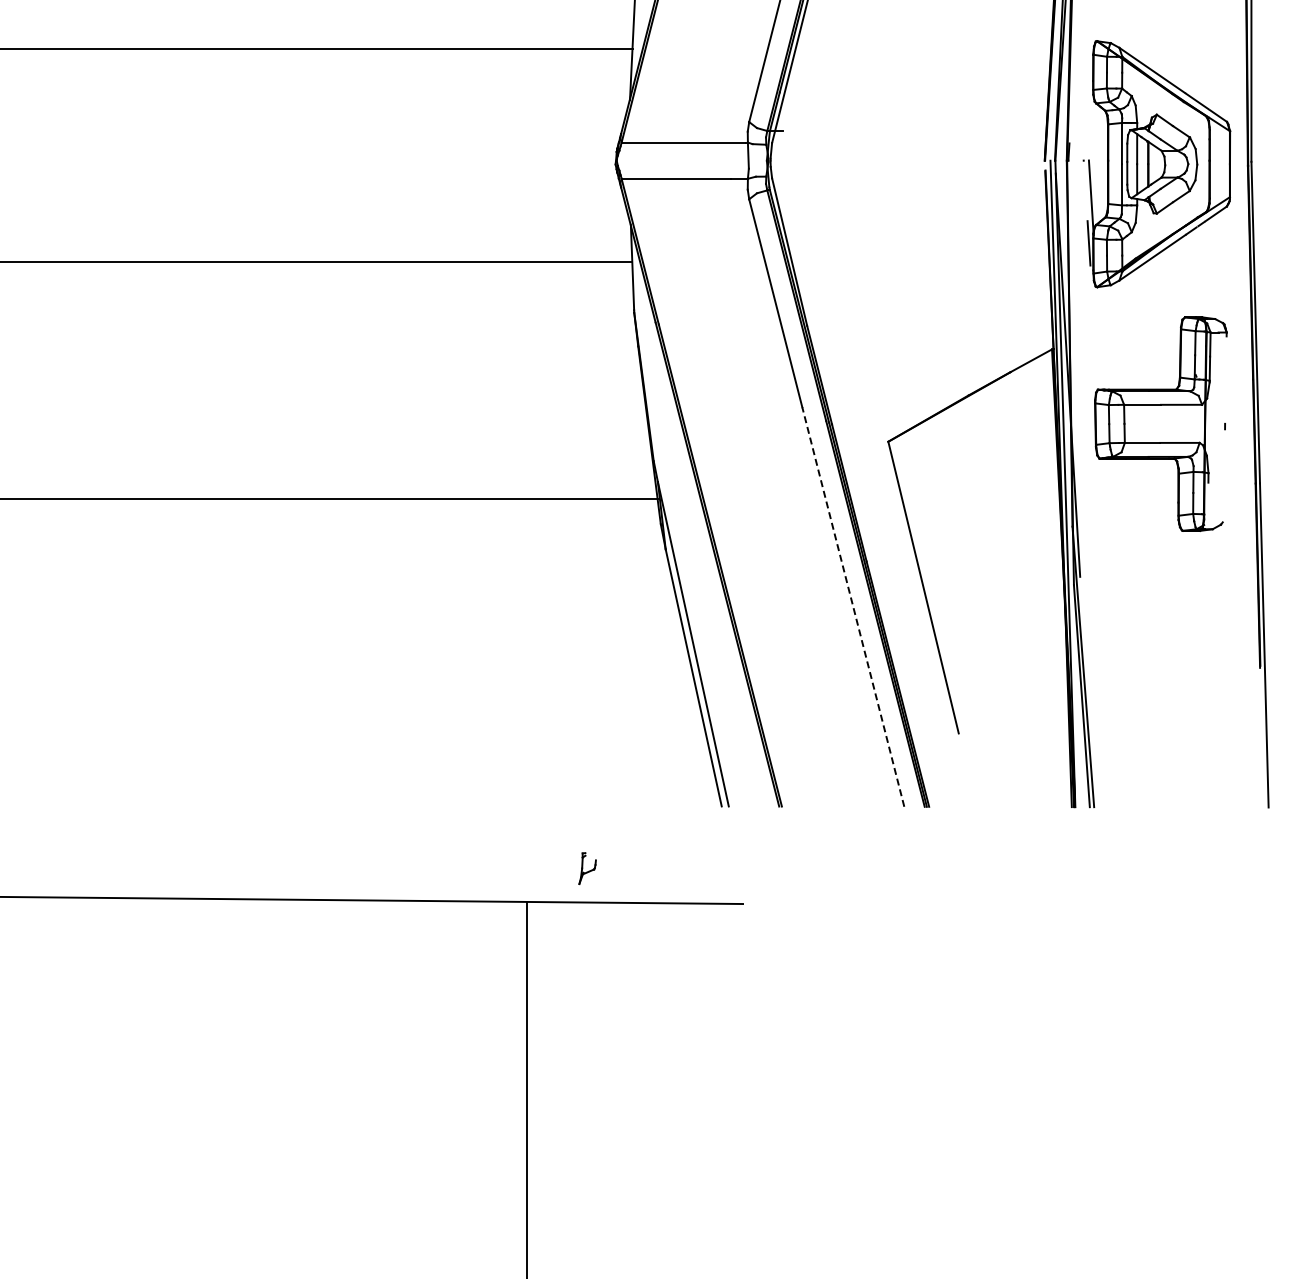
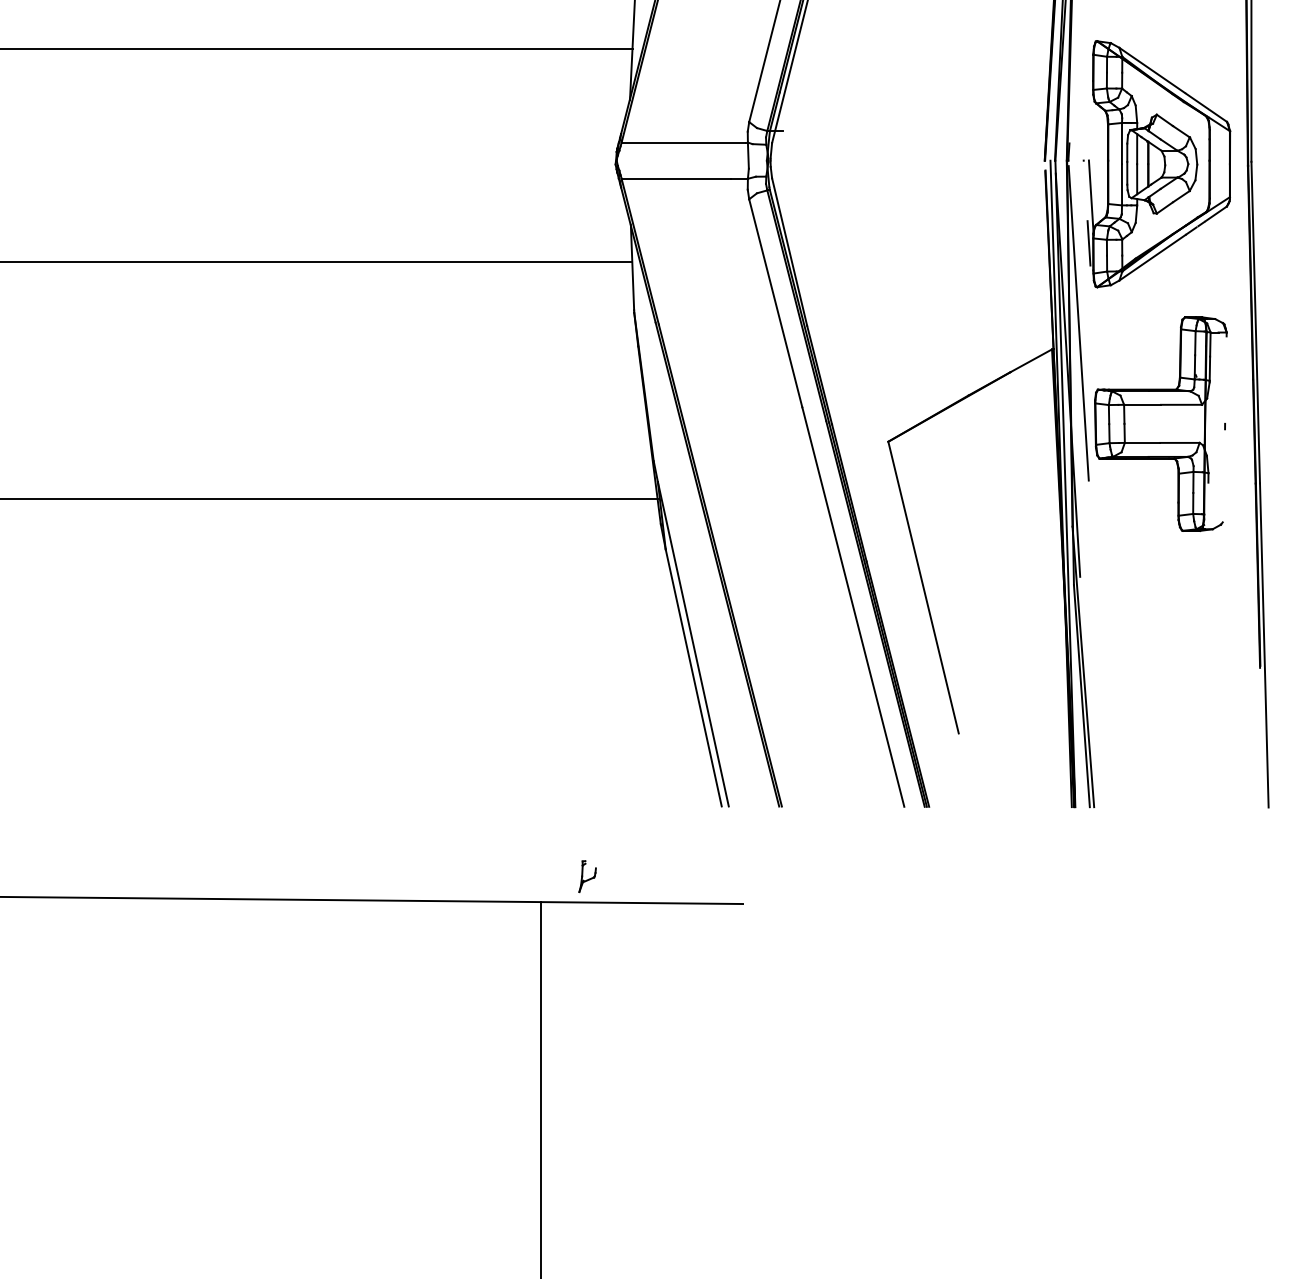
line: none -> present (1078, 323)
line: dashed -> solid (853, 606)
part position: (587, 868) -> (587, 876) (587, 876)
line position: (527, 1088) -> (541, 1088) (541, 1088)
